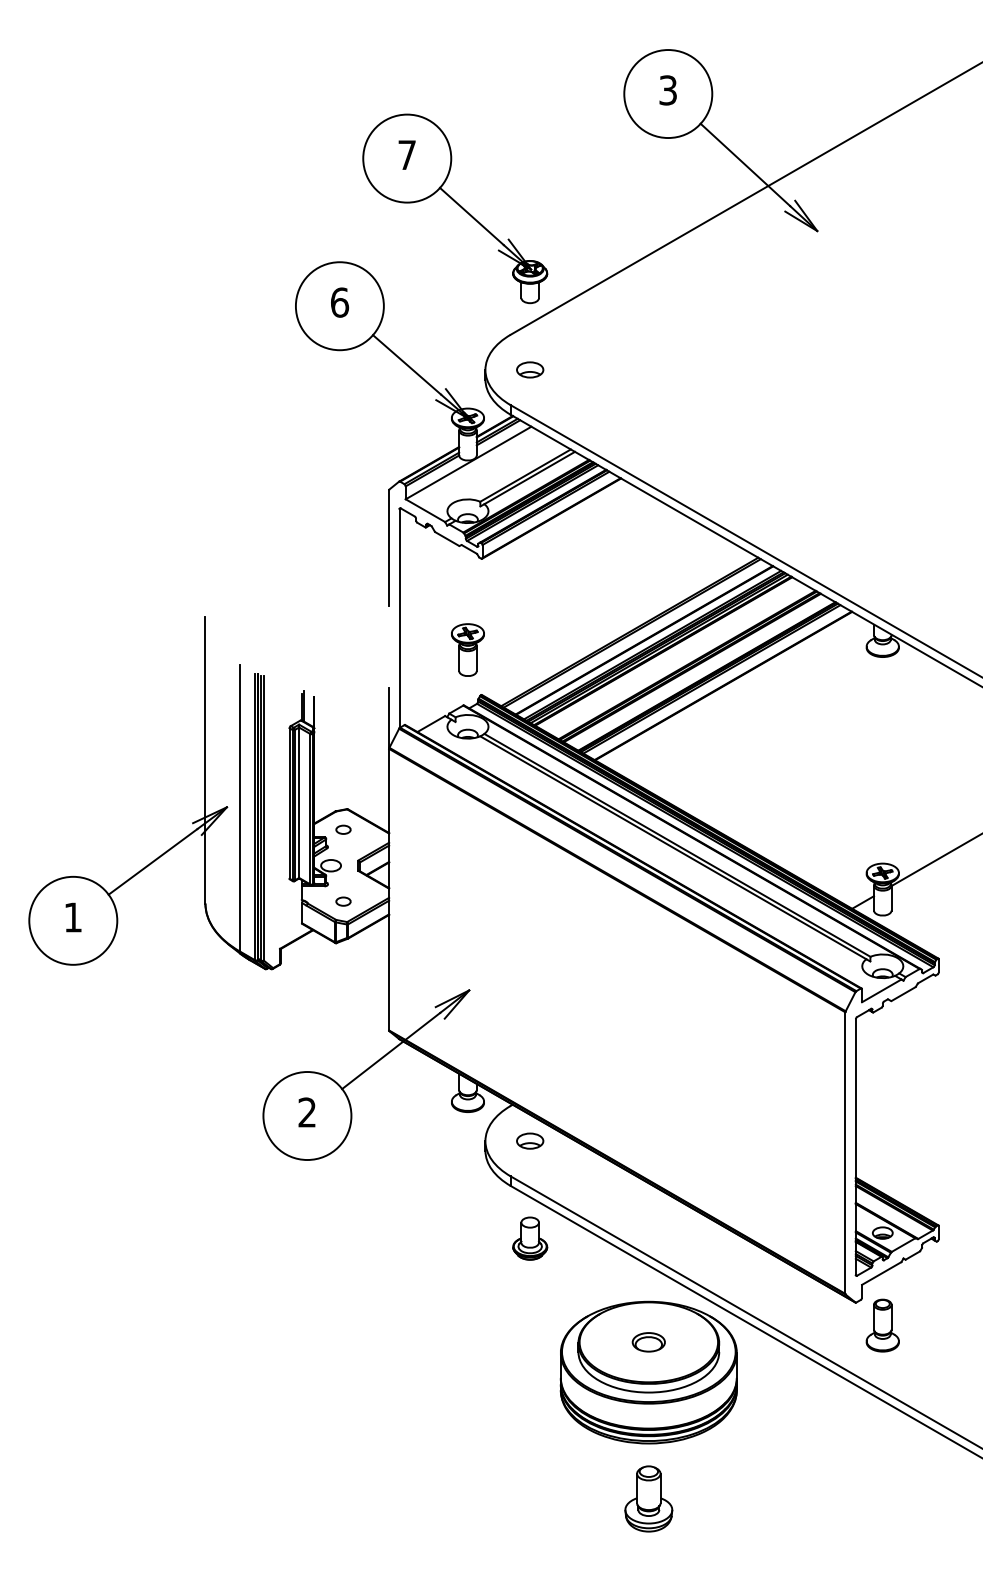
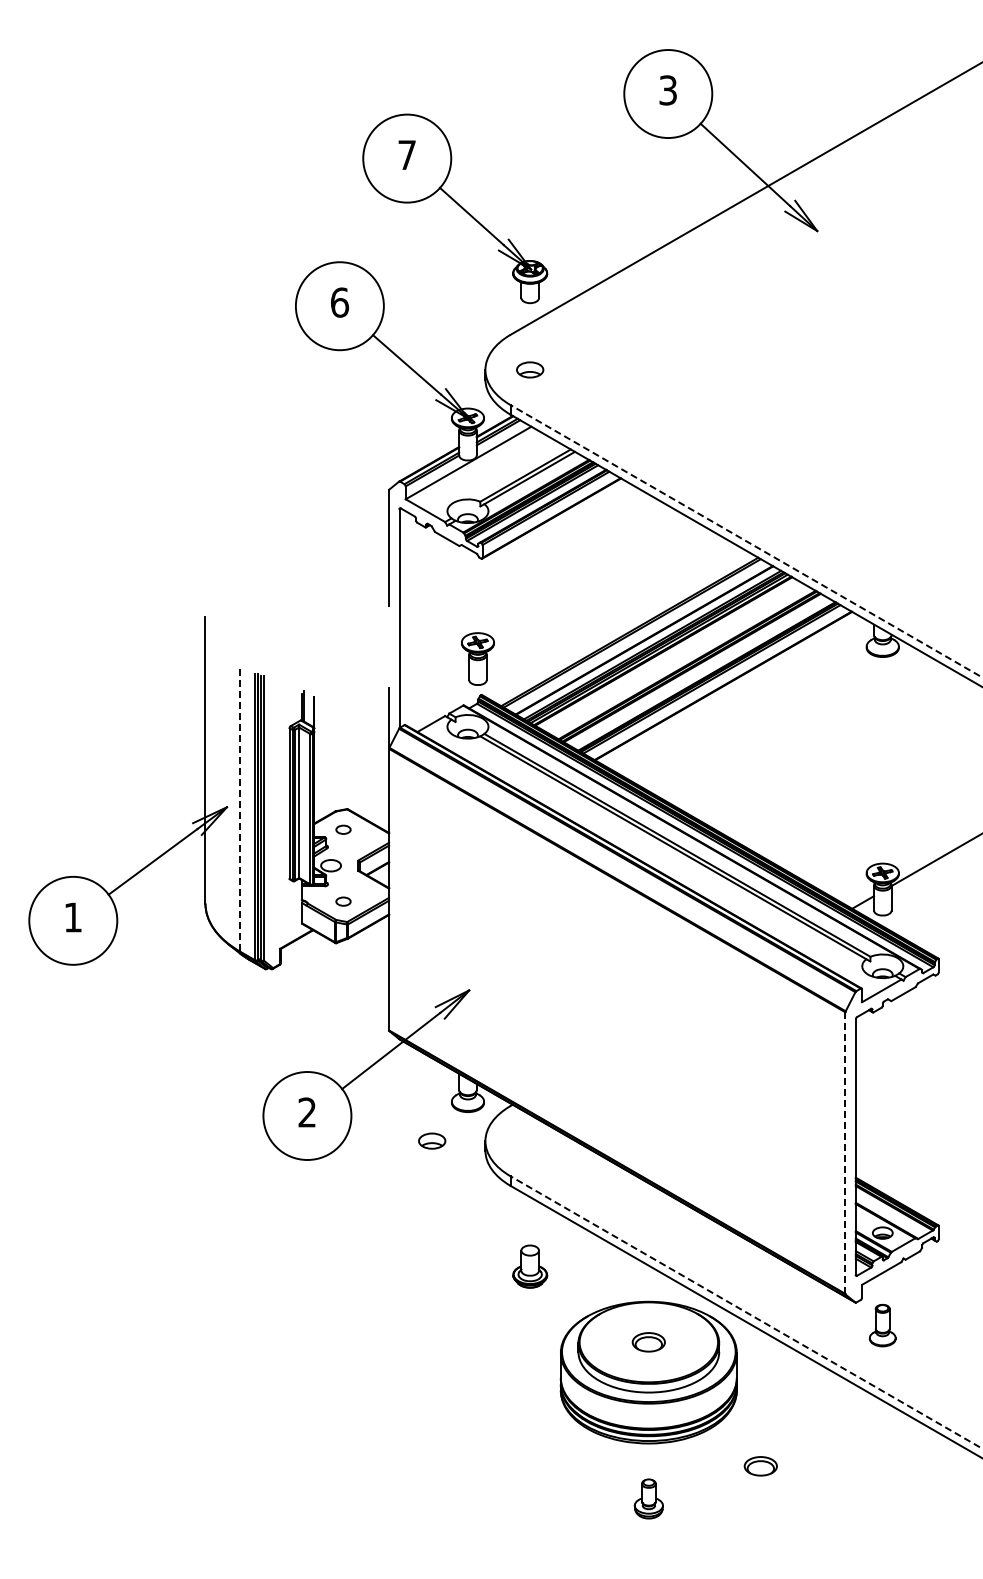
line: solid -> dashed (746, 541)
part position: (467, 649) -> (477, 658) (477, 658)
line: solid -> dashed (239, 807)
part position: (530, 1140) -> (432, 1140) (432, 1140)
line: solid -> dashed (845, 1153)
part position: (530, 1238) -> (530, 1266) (530, 1266)
line: solid -> dashed (746, 1312)
part size: 35x55 px -> 28x45 px (882, 1325)
part: none -> present (760, 1466)
part size: 50x68 px -> 31x42 px (648, 1498)
